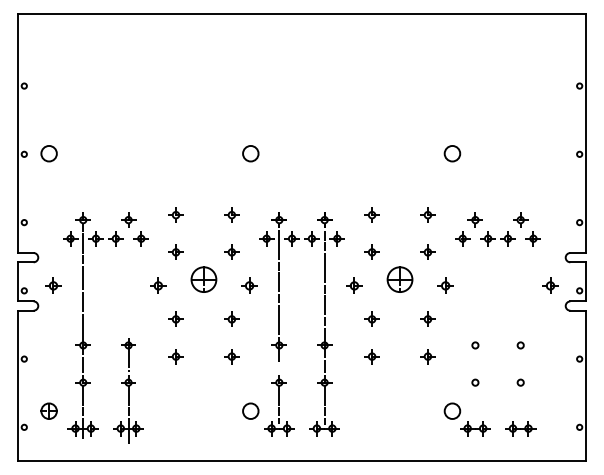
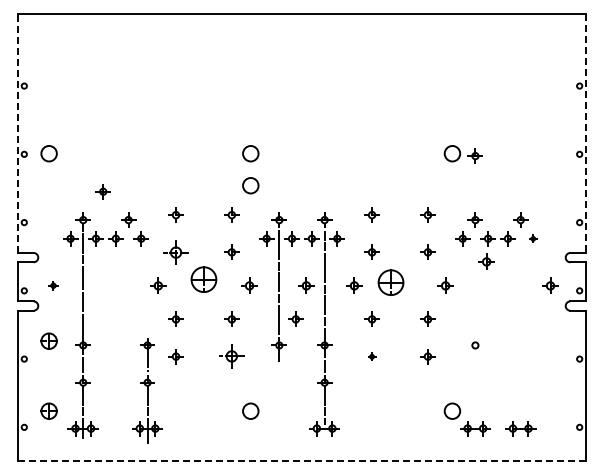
line: solid -> dashed (18, 133)
line: solid -> dashed (585, 134)
part: none -> present (474, 155)
circle: none -> present (250, 185)
part: none -> present (102, 191)
part size: 16x16 px -> 9x9 px (533, 238)
part size: 16x16 px -> 26x25 px (175, 252)
part: none -> present (486, 261)
part position: (399, 279) -> (390, 282) (390, 282)
part size: 17x17 px -> 11x10 px (53, 285)
part: none -> present (306, 285)
part: none -> present (295, 318)
part: none -> present (48, 340)
circle: present -> none (520, 345)
part size: 16x16 px -> 26x25 px (231, 356)
part size: 16x16 px -> 9x9 px (372, 356)
circle: present -> none (475, 382)
circle: present -> none (520, 382)
part position: (128, 390) -> (147, 390) (147, 390)
part: present -> none (279, 405)
line: solid -> dashed (302, 460)
